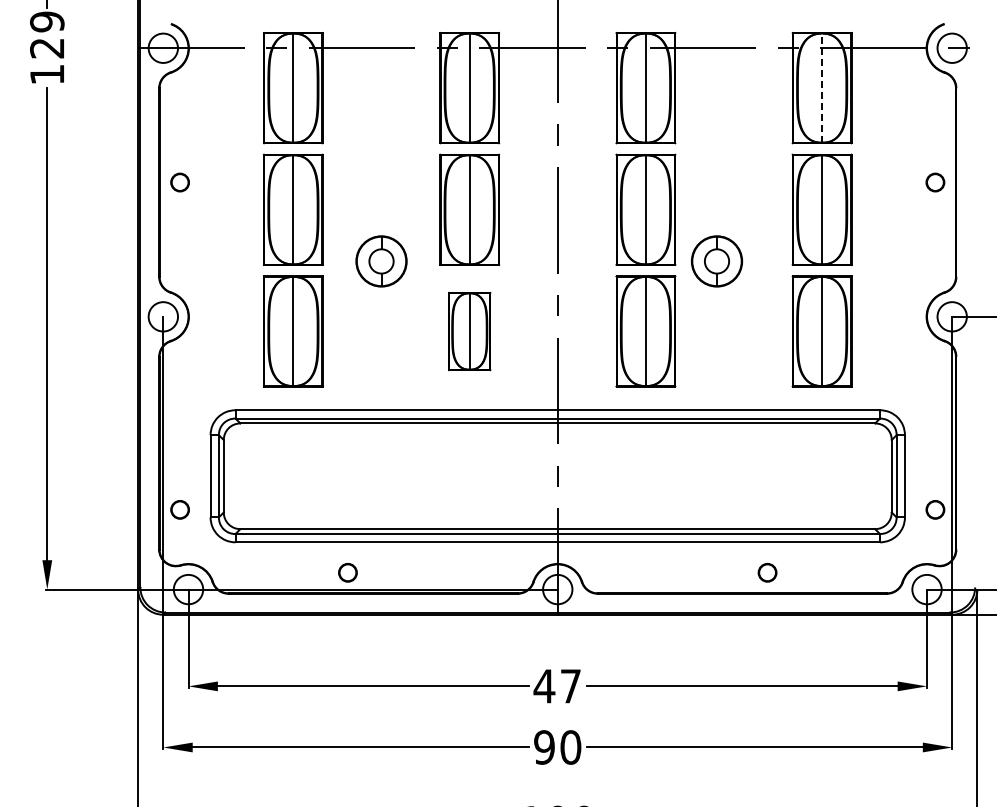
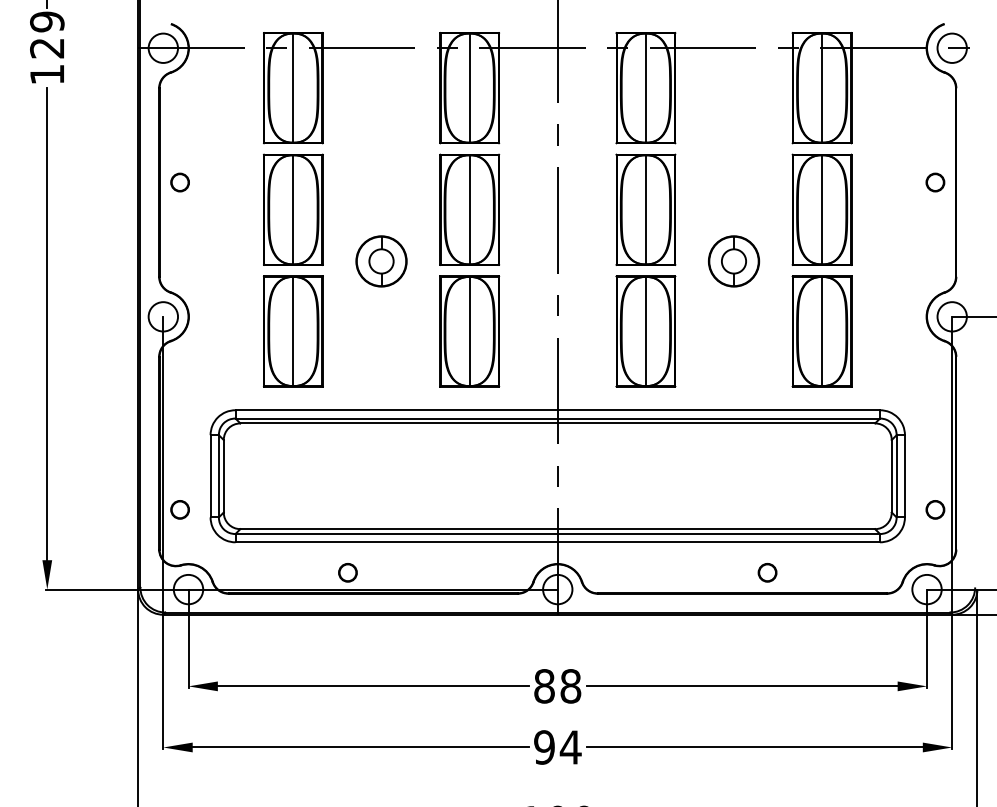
line: dashed -> solid (822, 88)
part position: (717, 261) -> (734, 261) (734, 261)
part size: 44x81 px -> 62x113 px (469, 331)
text: 47 -> 88 (557, 686)
text: 90 -> 94 (570, 747)
